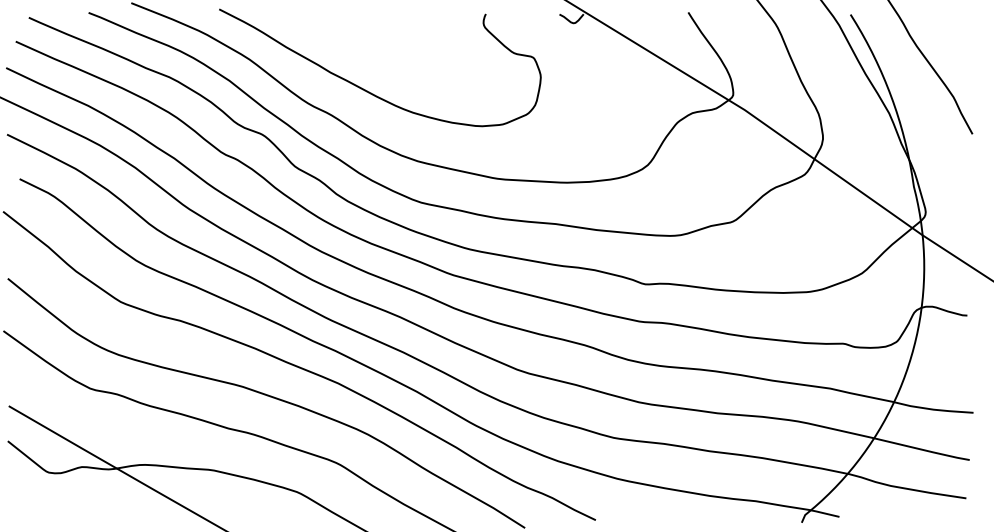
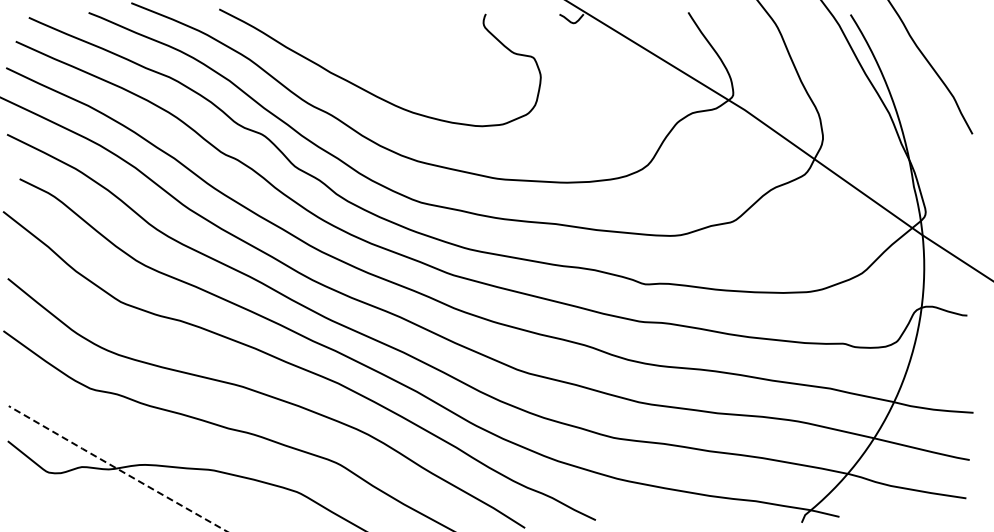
line: solid -> dashed (117, 469)
